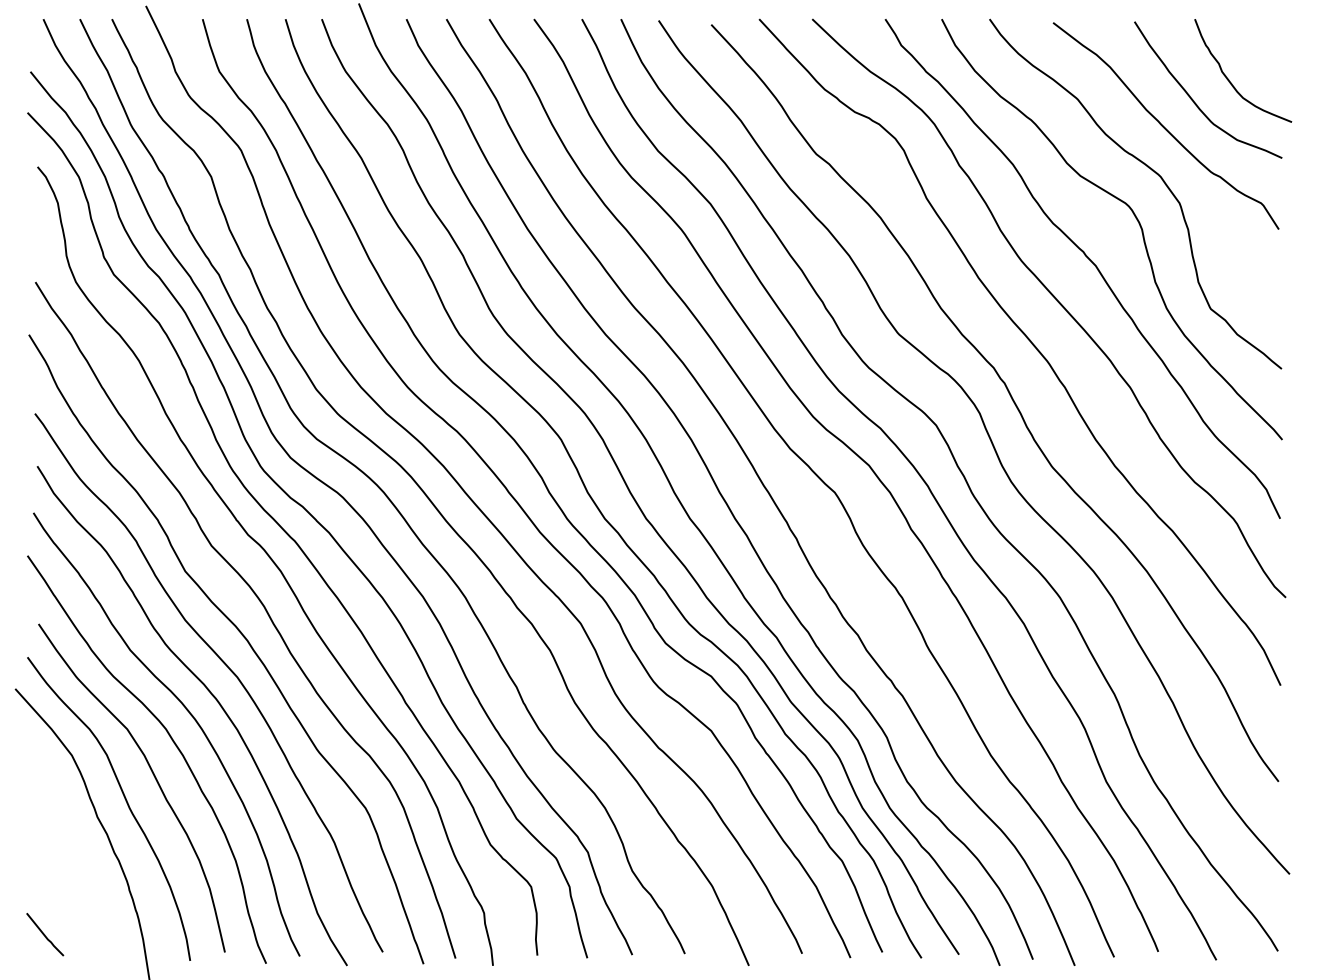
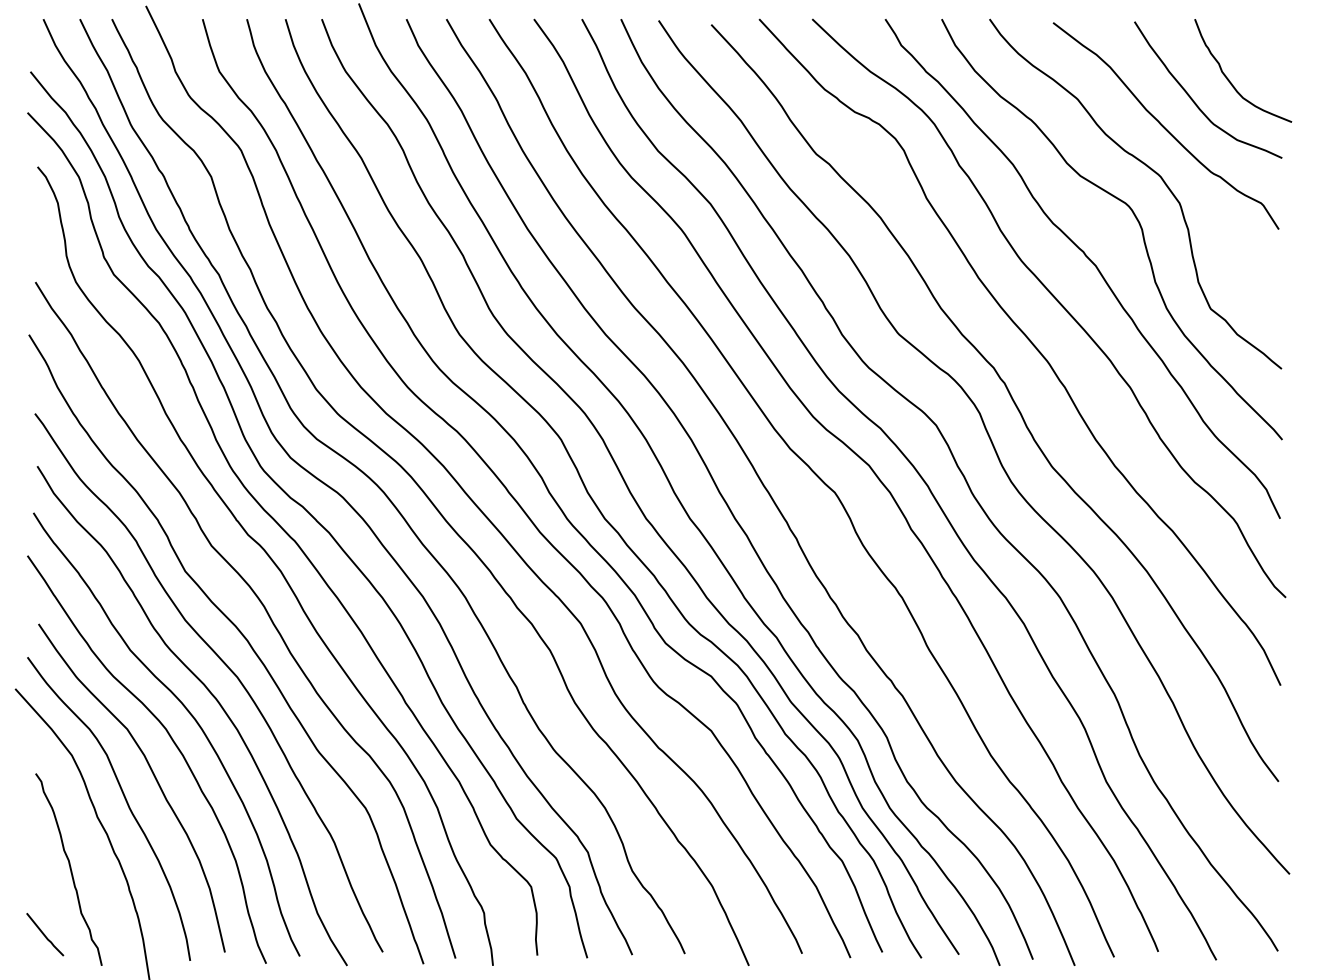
curve: none -> present (69, 868)
